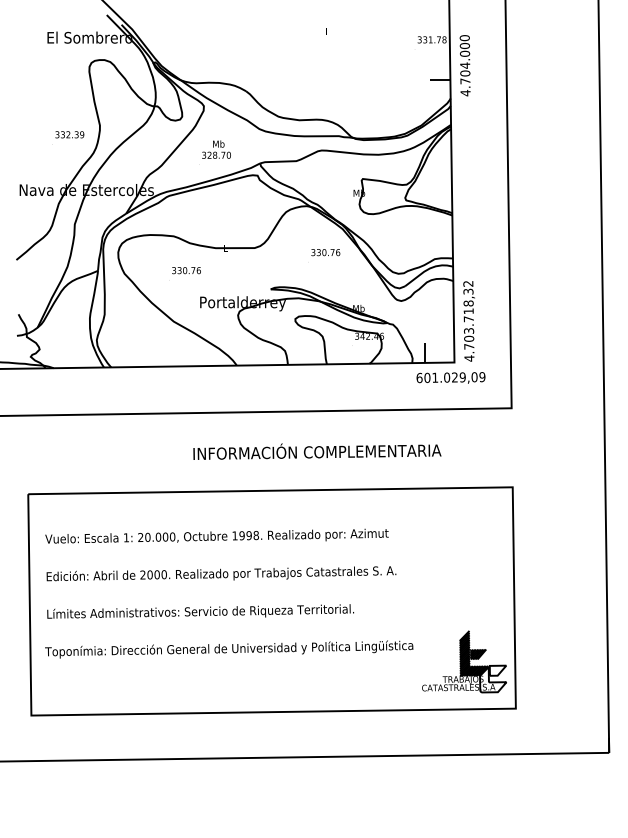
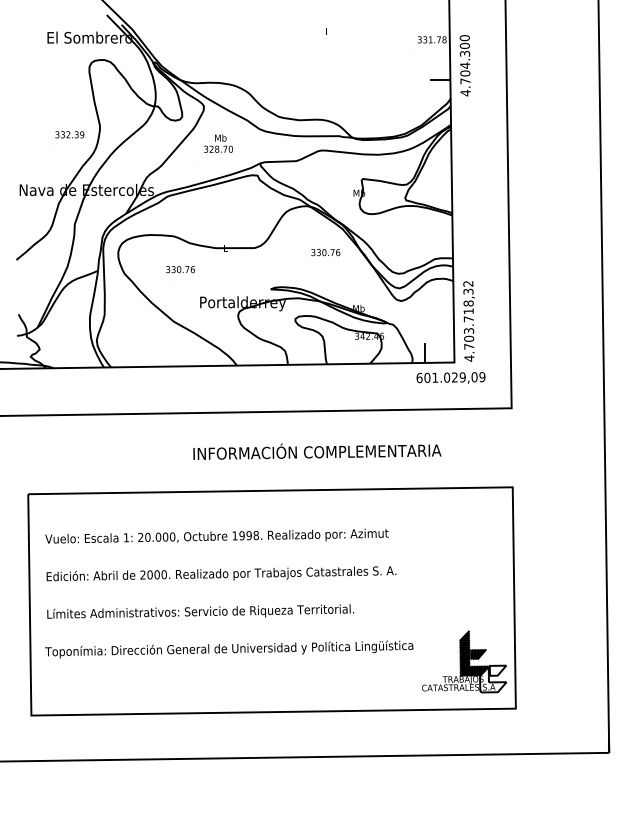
text: 4.704.000 -> 4.704.300 (465, 53)
text position: (216, 149) -> (218, 143) (218, 143)
text position: (186, 270) -> (180, 269) (180, 269)
